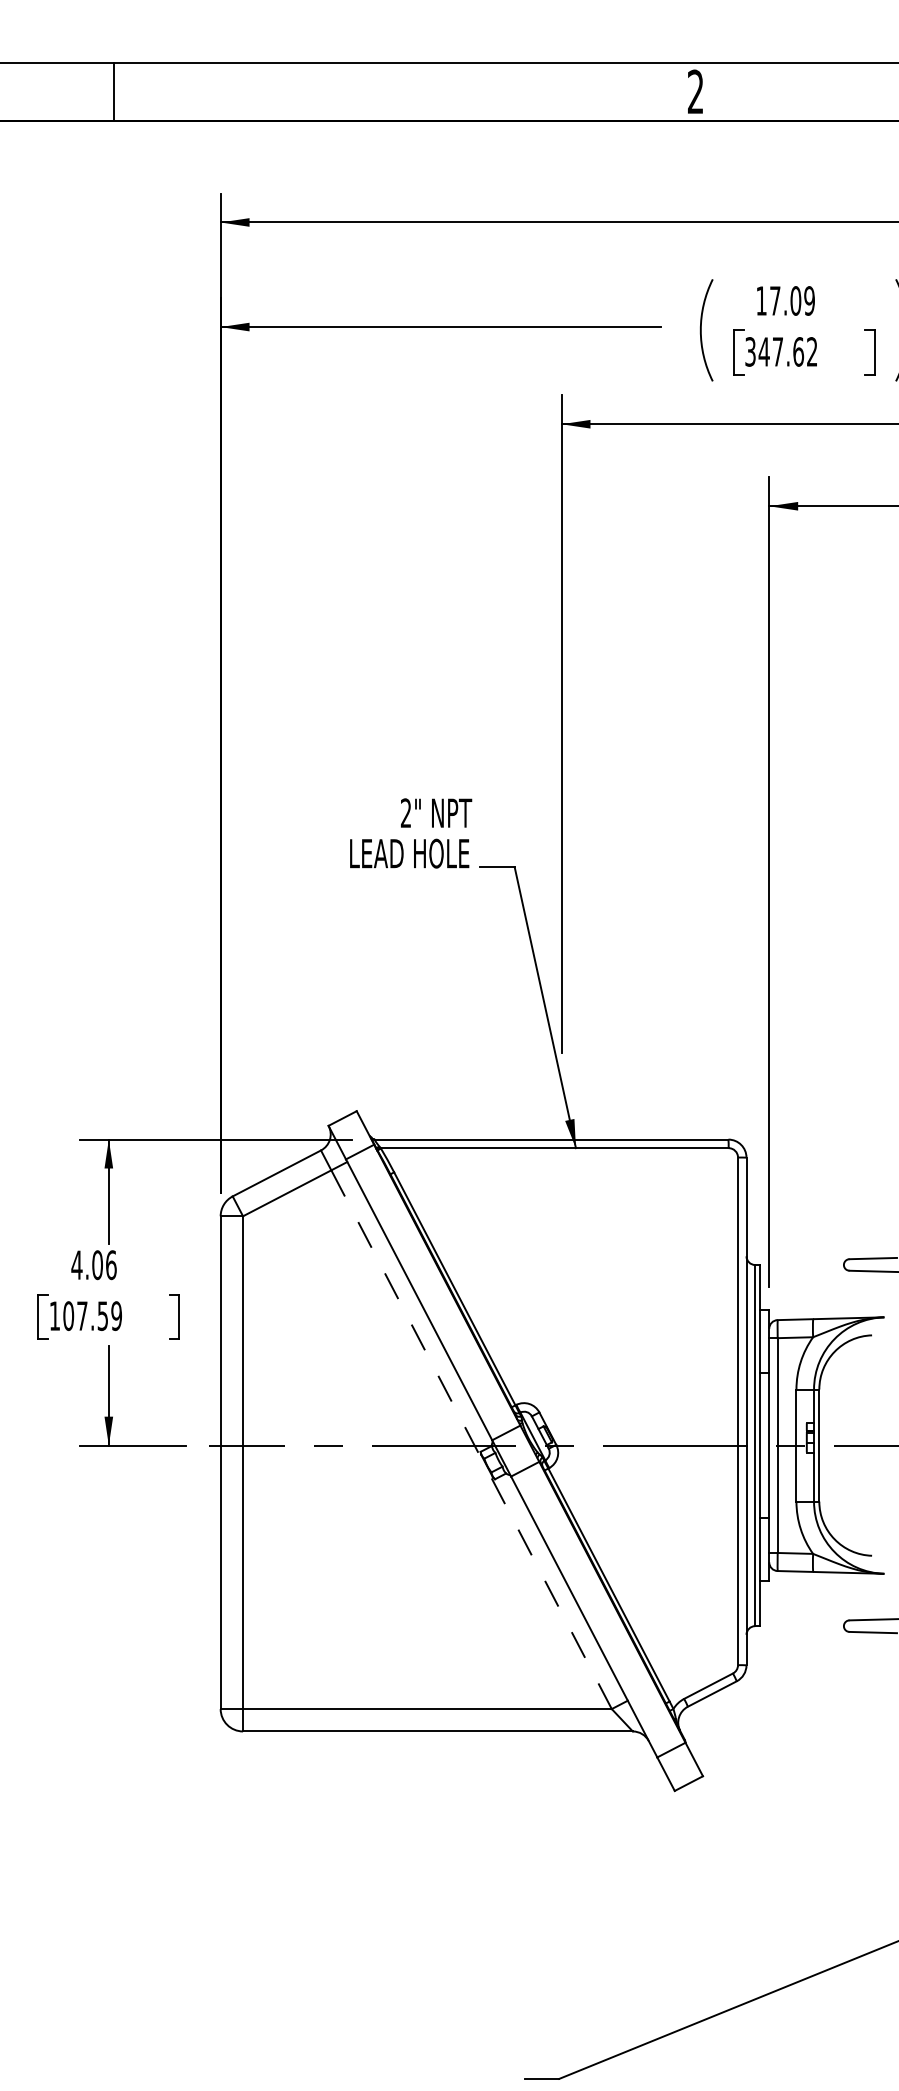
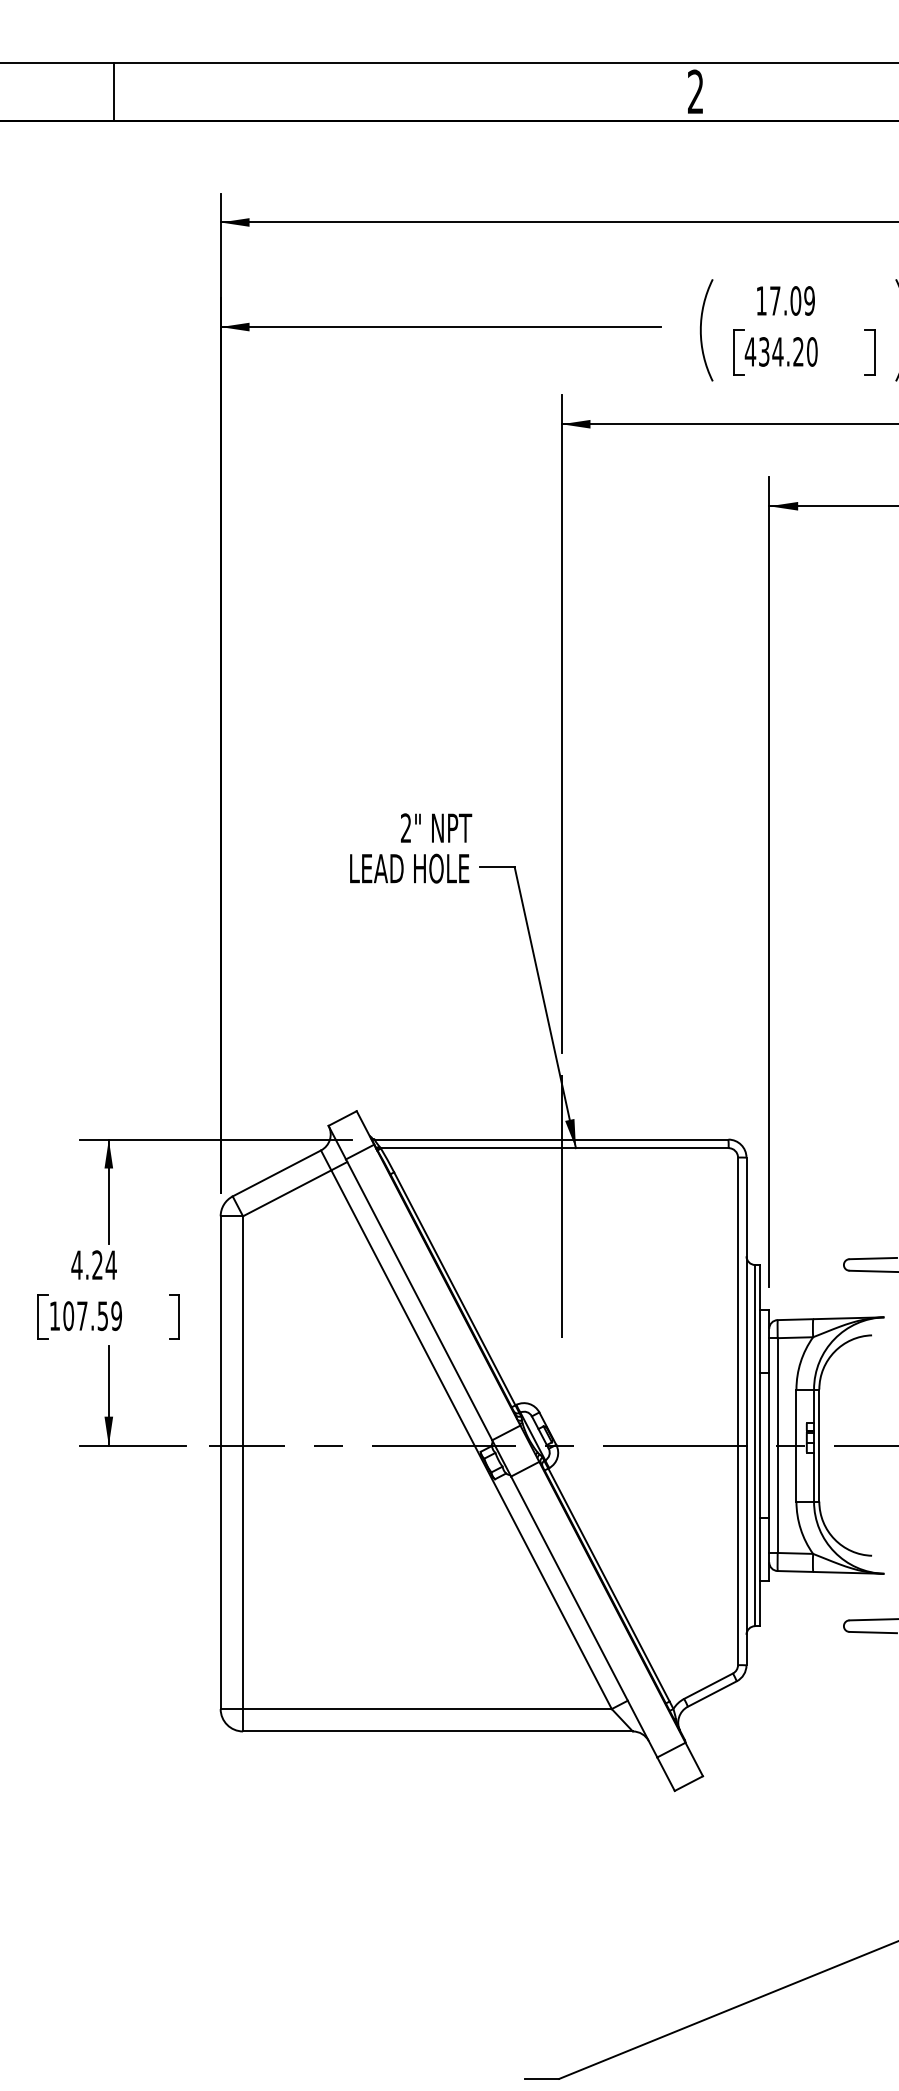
text: 347.62 -> 434.20 (780, 351)
text position: (411, 833) -> (411, 848) (411, 848)
line: none -> present (561, 1206)
text: 4.06 -> 4.24 (104, 1265)
line: dashed -> solid (471, 1439)
